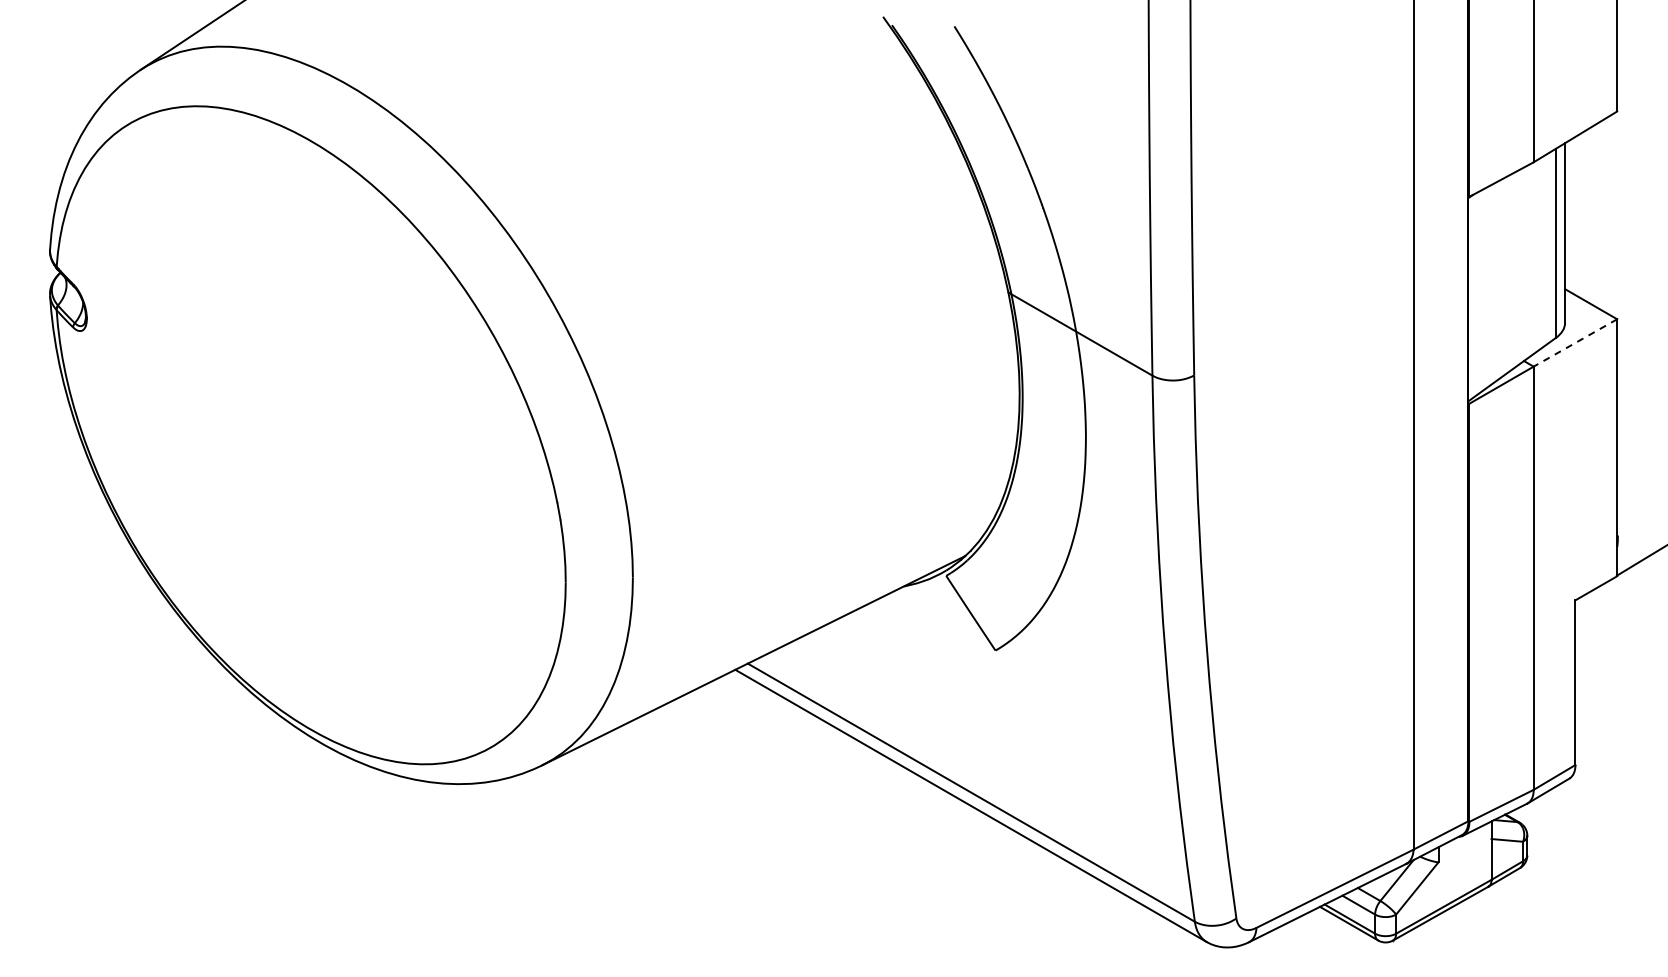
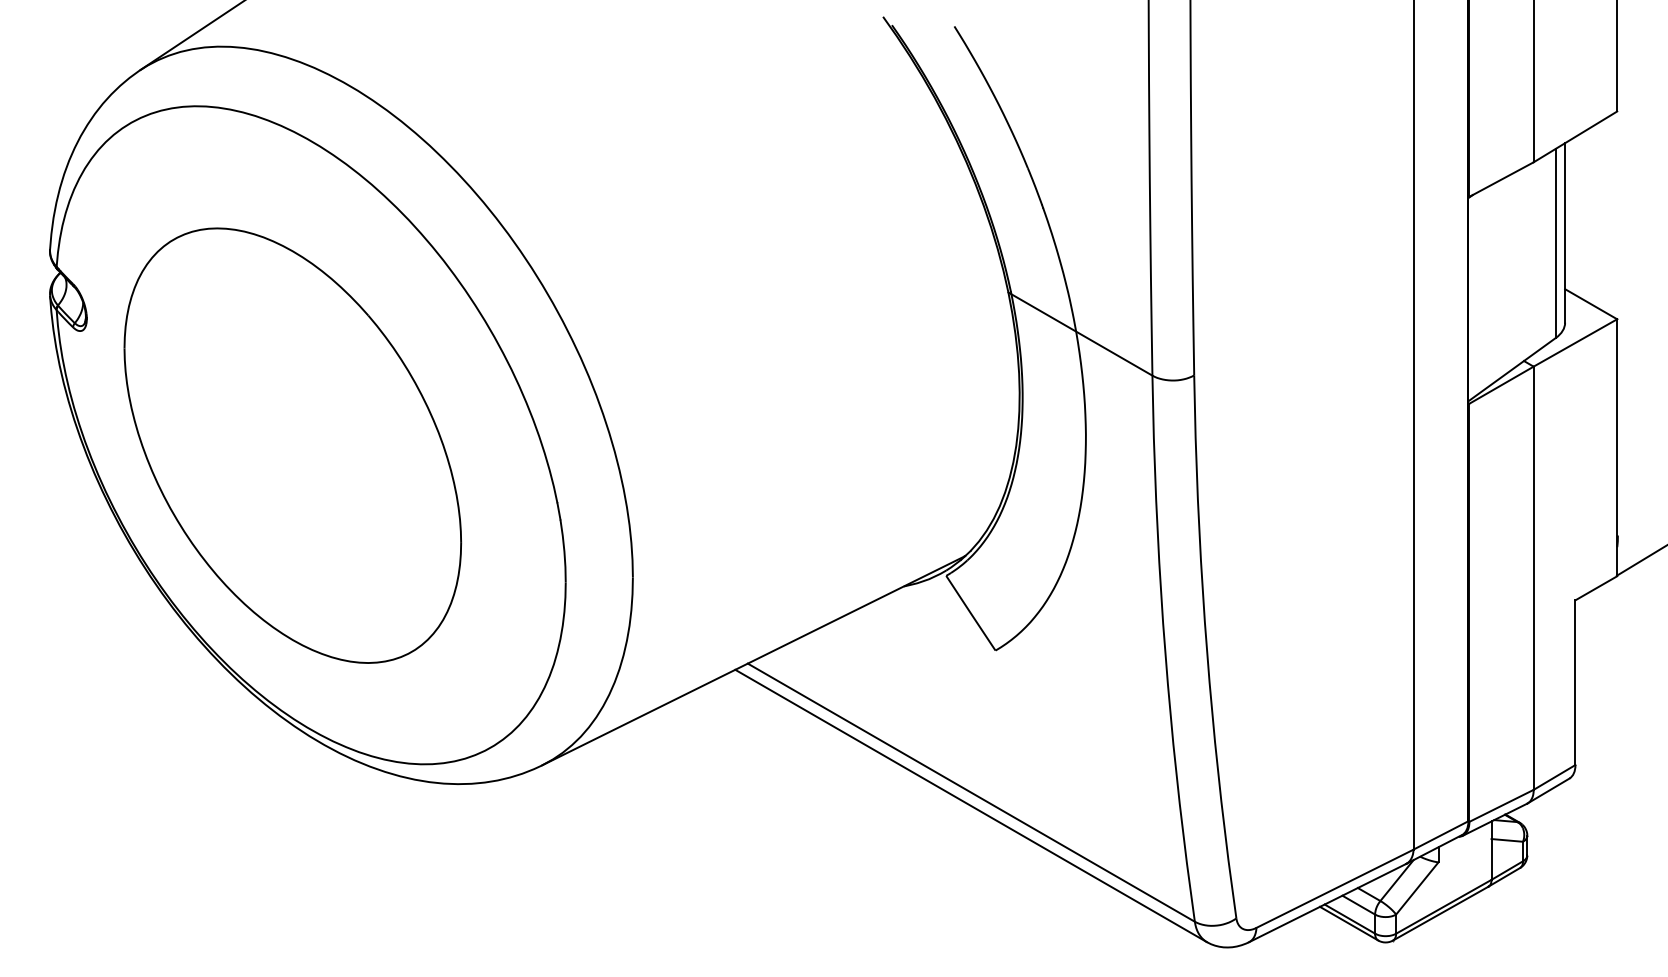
line: dashed -> solid (1575, 343)
part: none -> present (292, 445)
